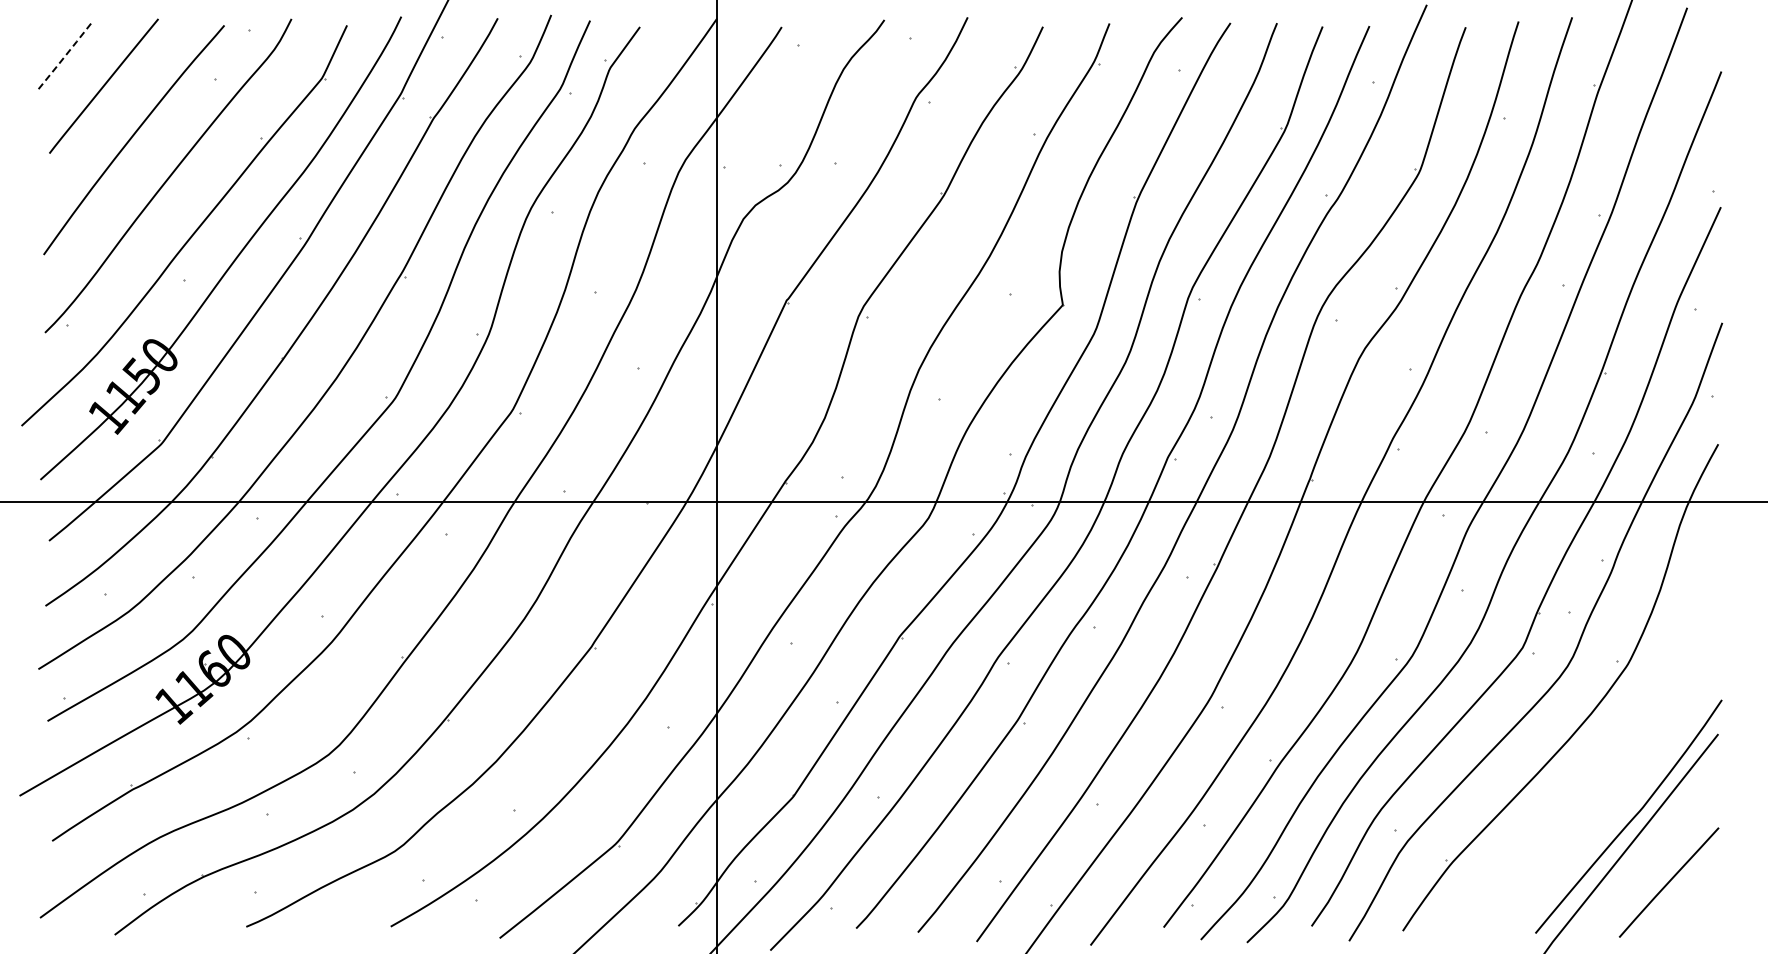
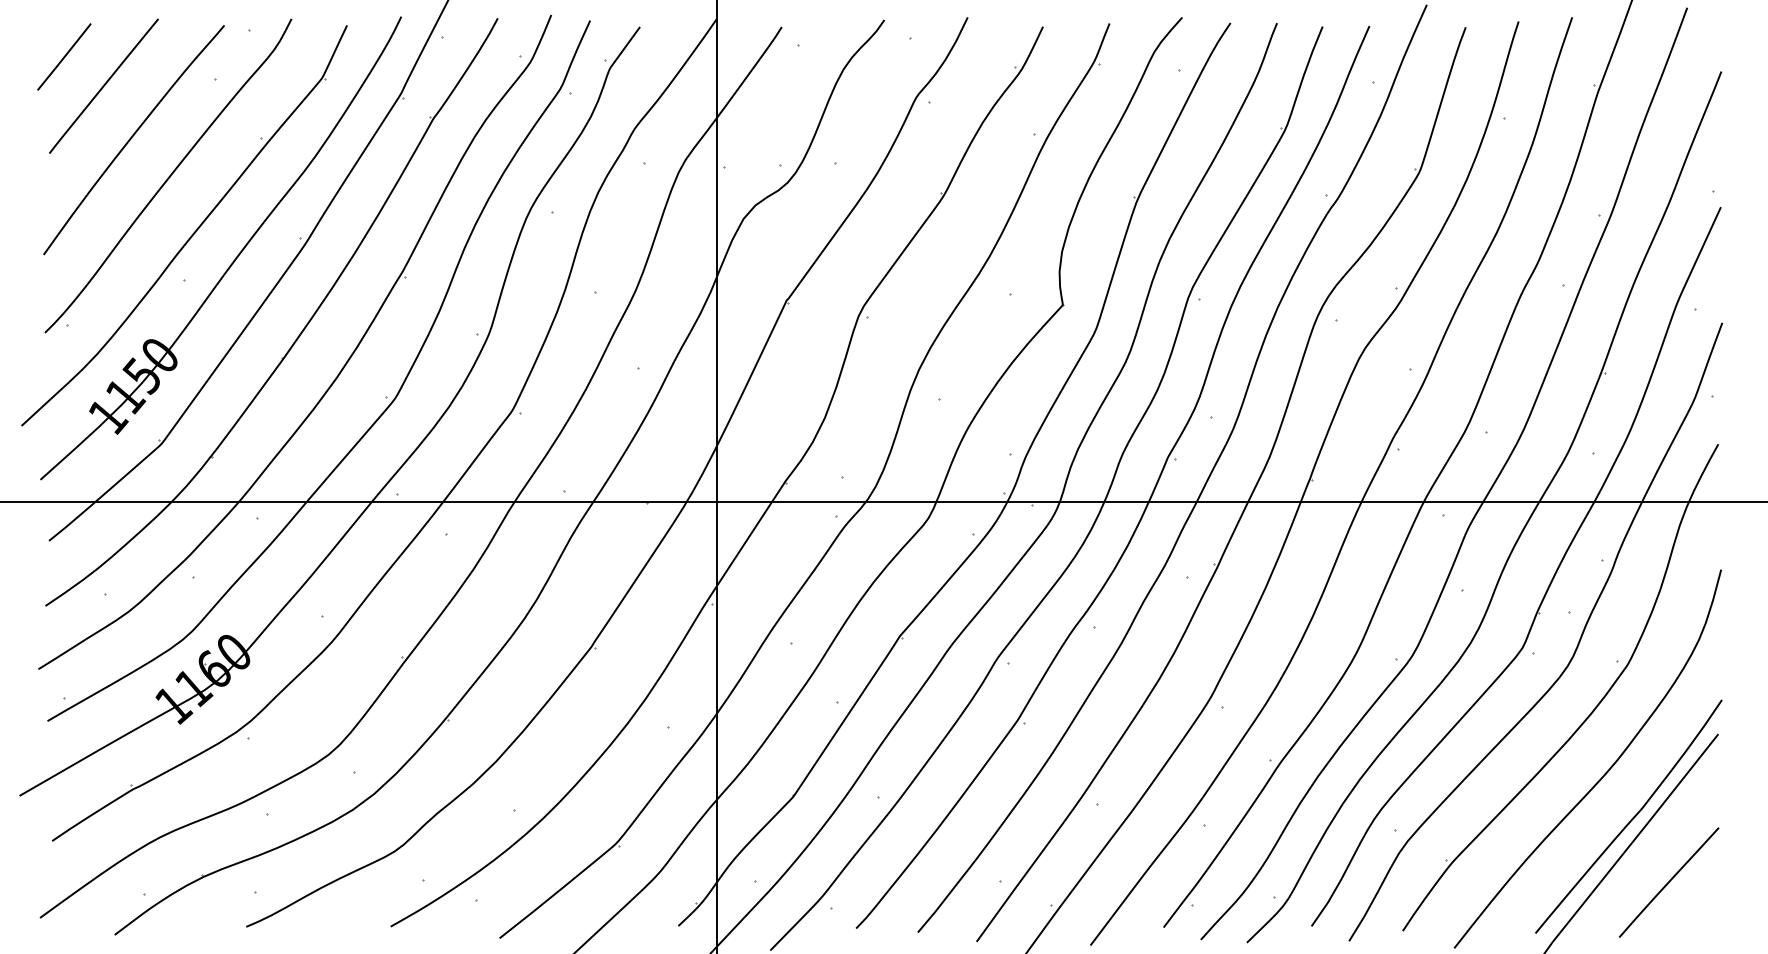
line: dashed -> solid (64, 57)
curve: none -> present (1603, 774)
